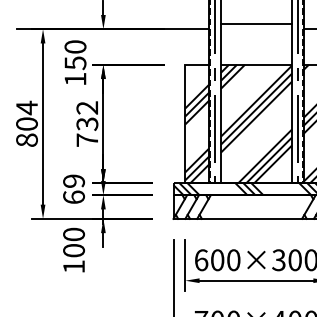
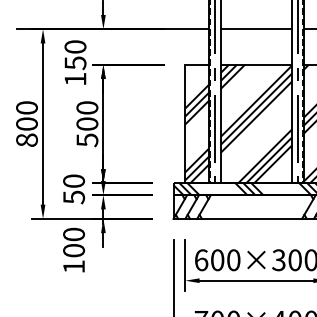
line position: (256, 24) -> (256, 29) (256, 29)
text: 804 -> 800 (26, 107)
text: 732 -> 500 (87, 124)
text: 69 -> 50 (74, 189)
